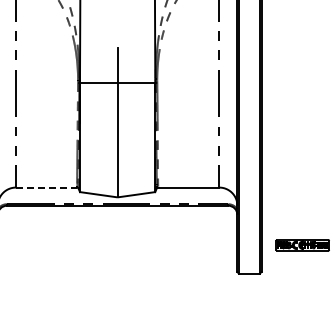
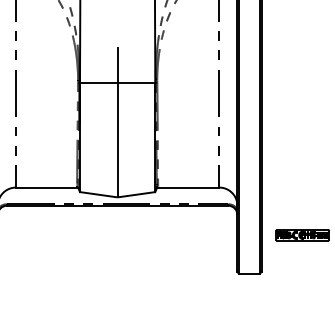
line: dashed -> solid (46, 187)
part position: (302, 245) -> (302, 235) (302, 235)
